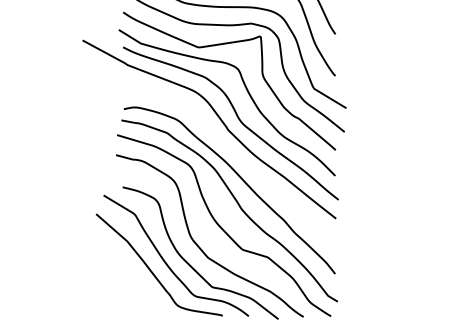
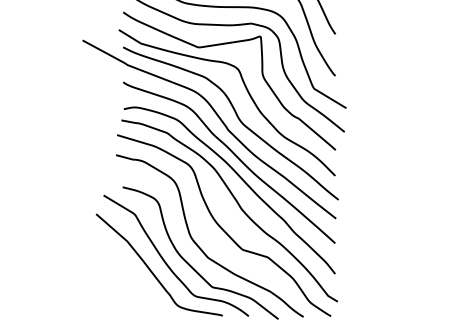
curve: none -> present (235, 156)
